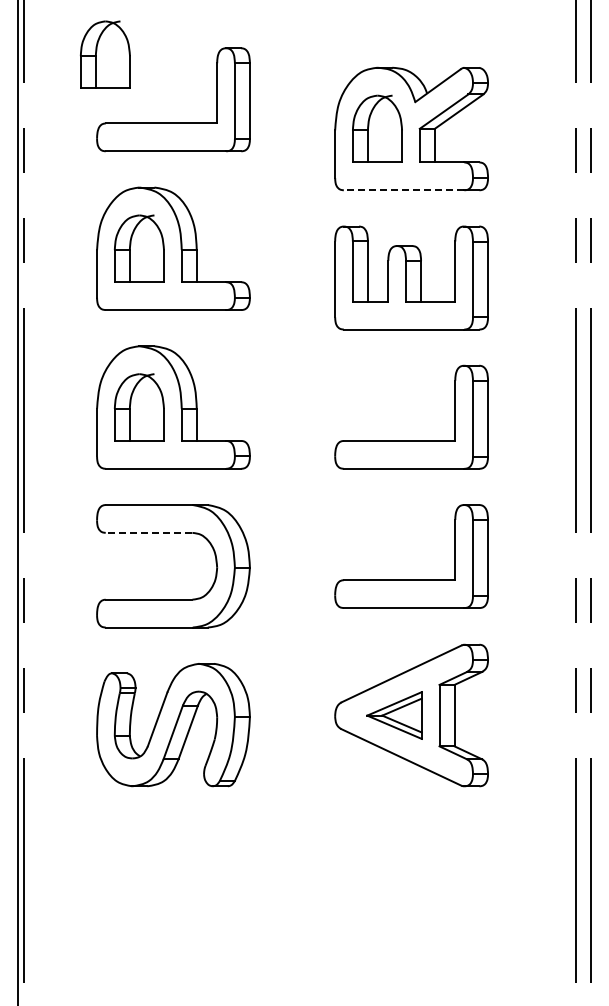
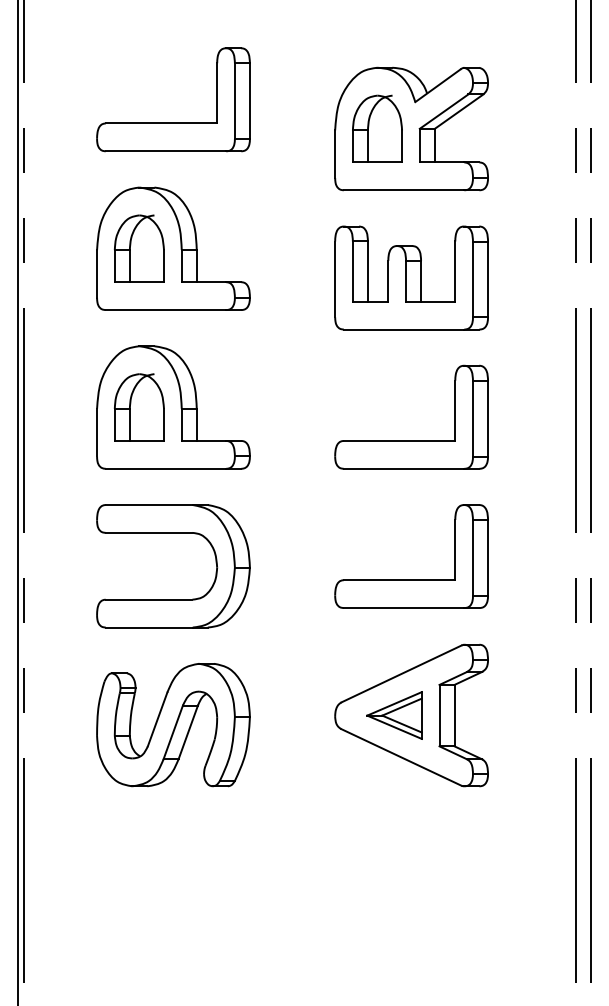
part: present -> none (104, 54)
line: dashed -> solid (403, 190)
line: dashed -> solid (148, 532)
